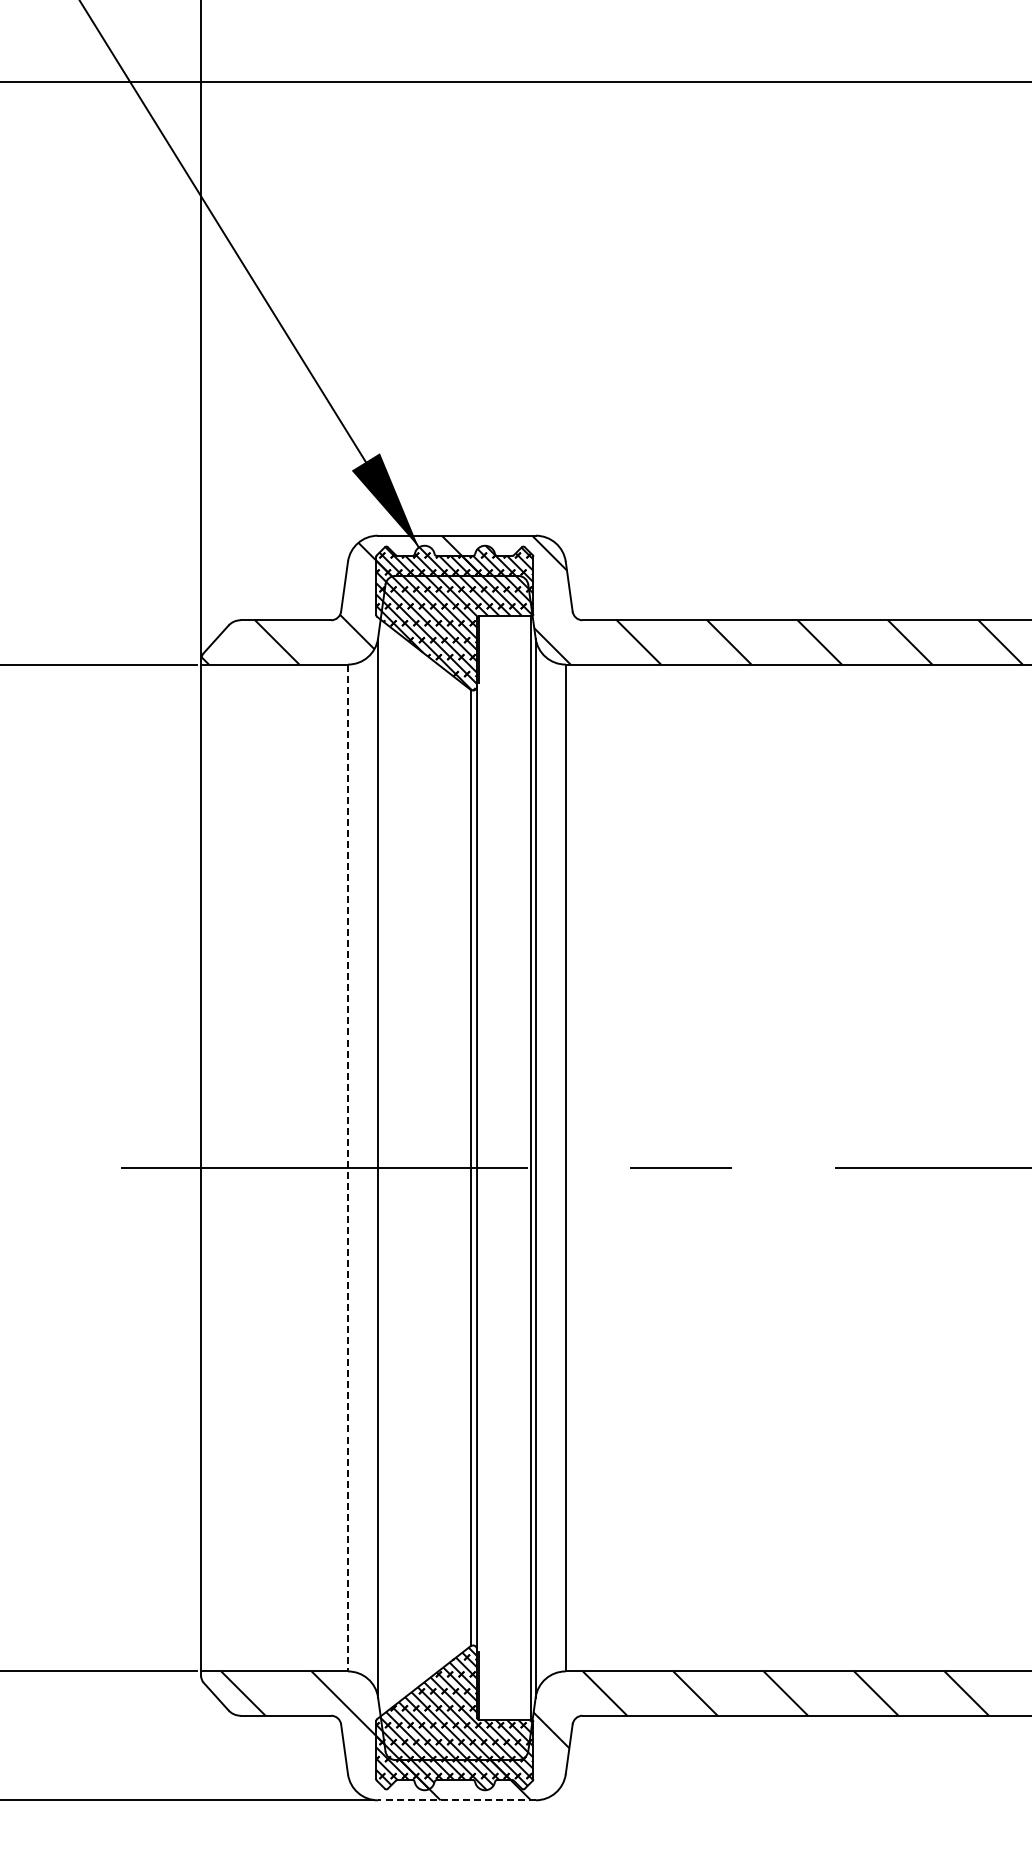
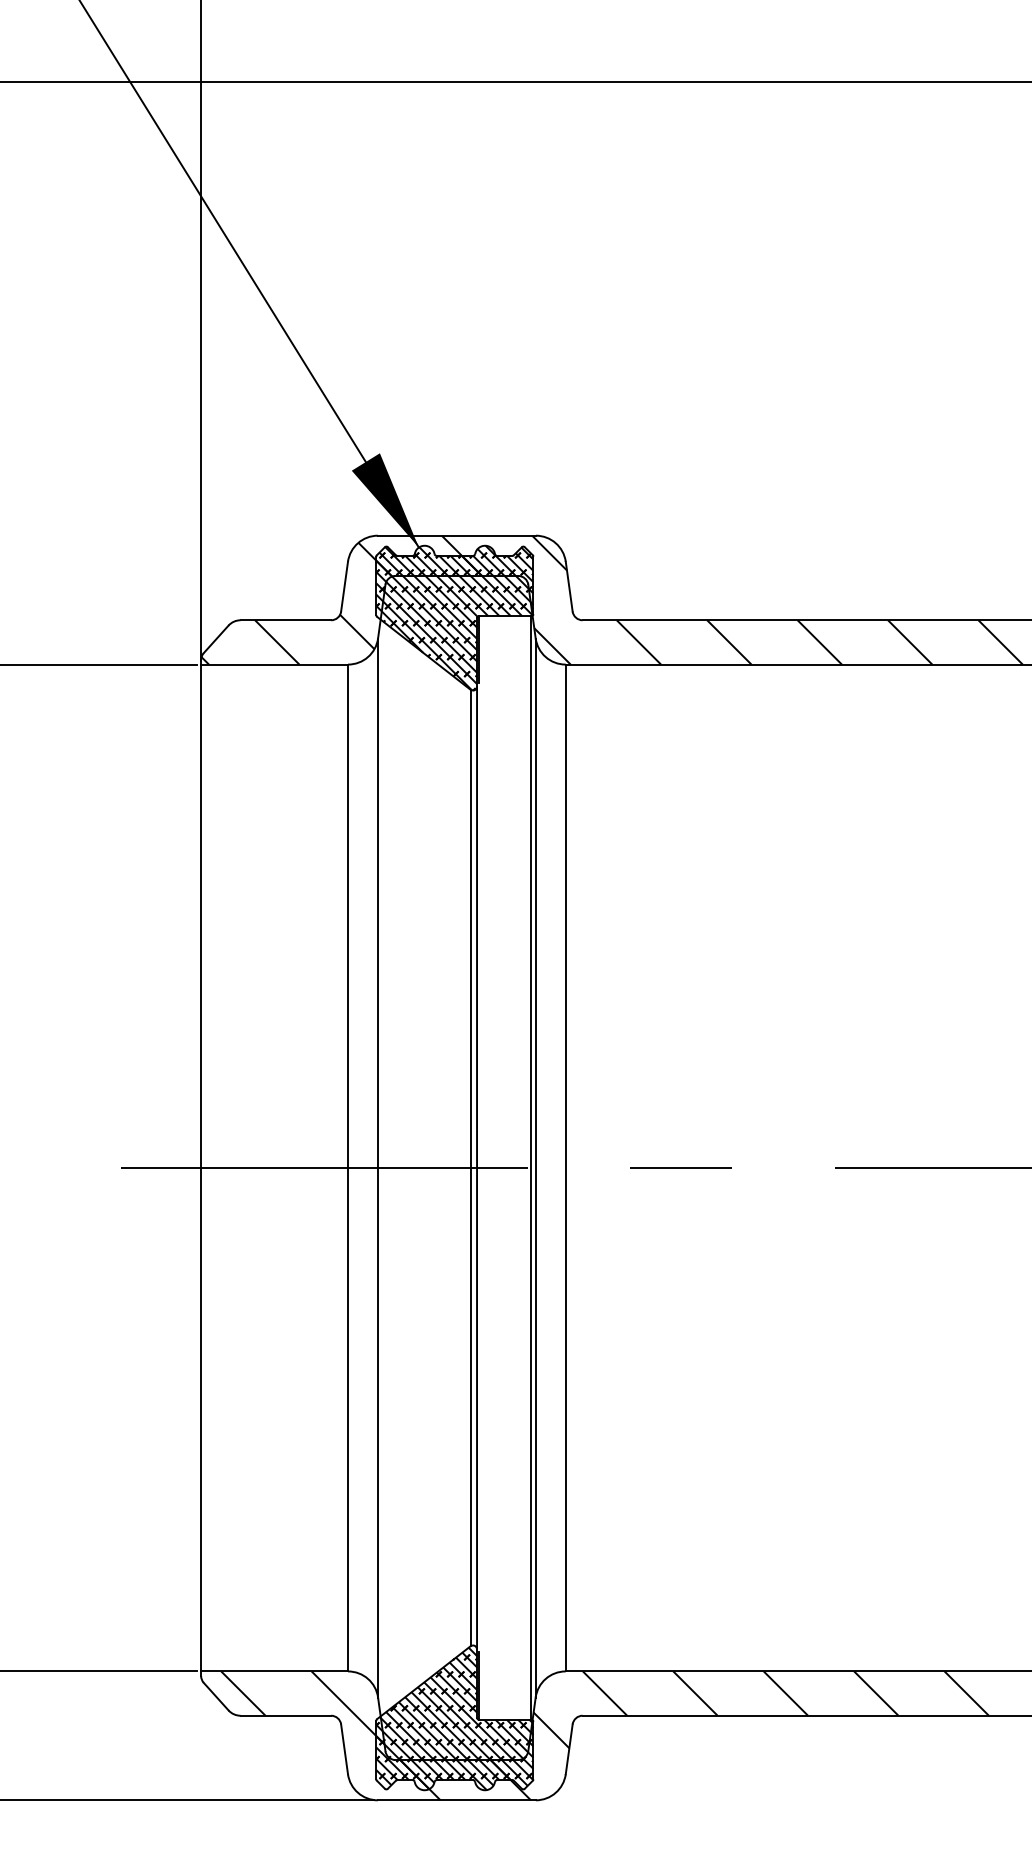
line: dashed -> solid (348, 1168)
line: dashed -> solid (456, 1800)
